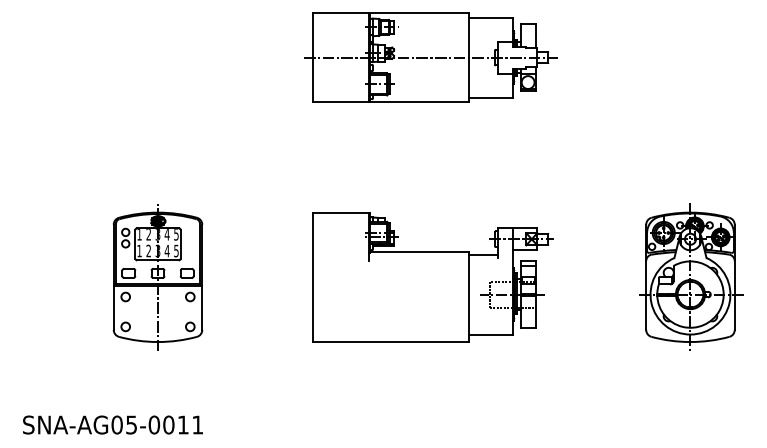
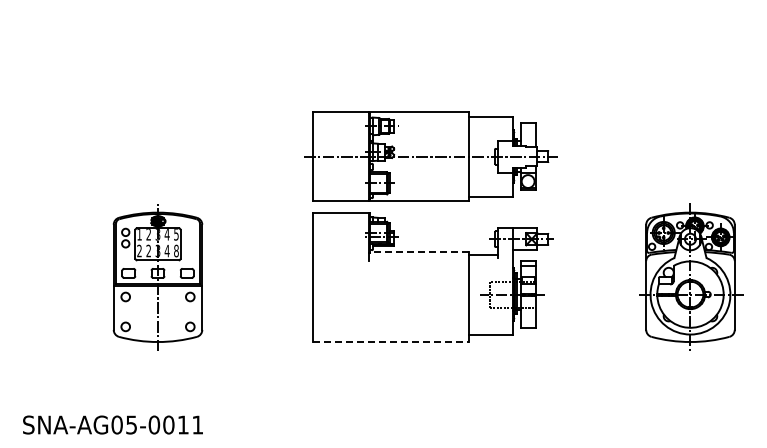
part position: (430, 57) -> (430, 156) (430, 156)
text: 1 -> 2 (139, 250)
text: 5 -> 8 (176, 250)
line: solid -> dashed (419, 251)
line: solid -> dashed (391, 342)
